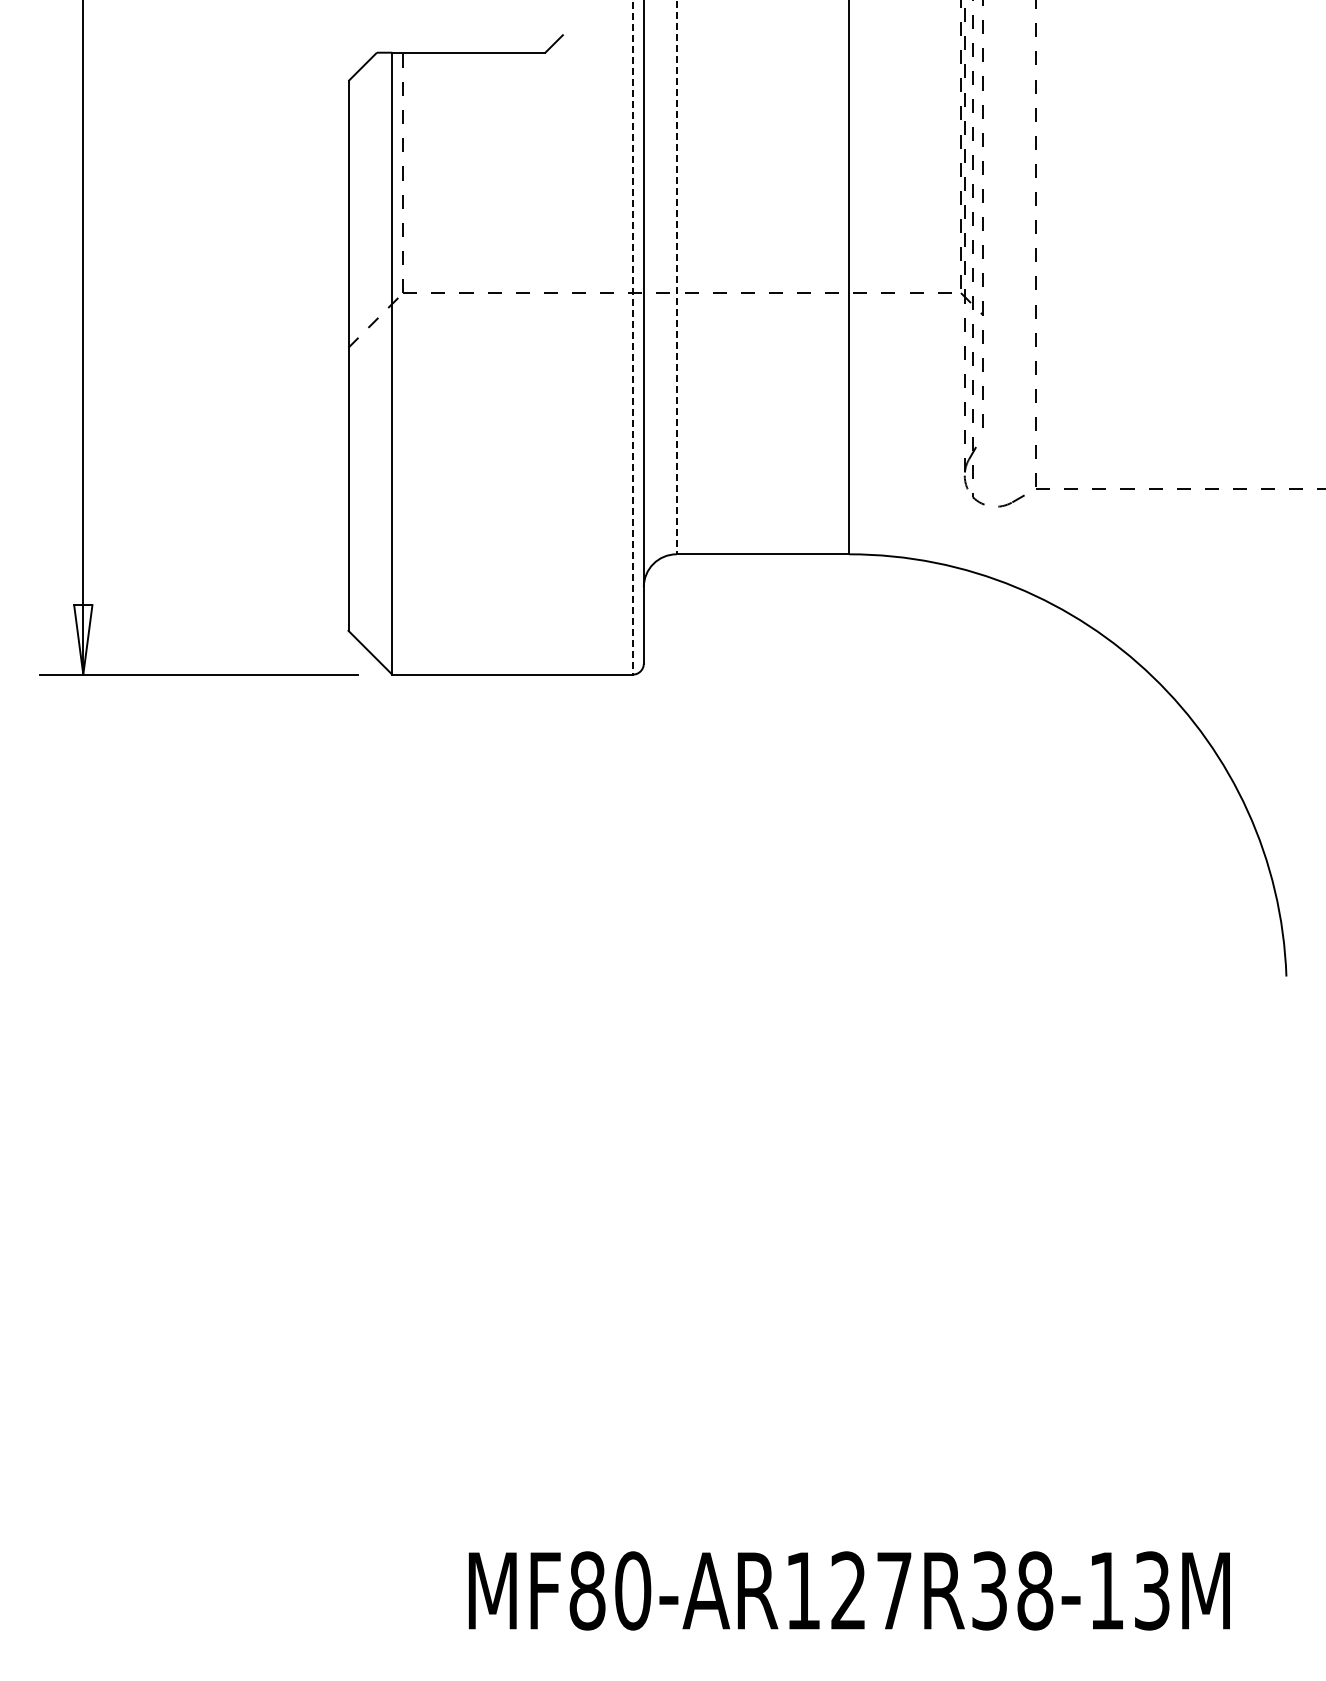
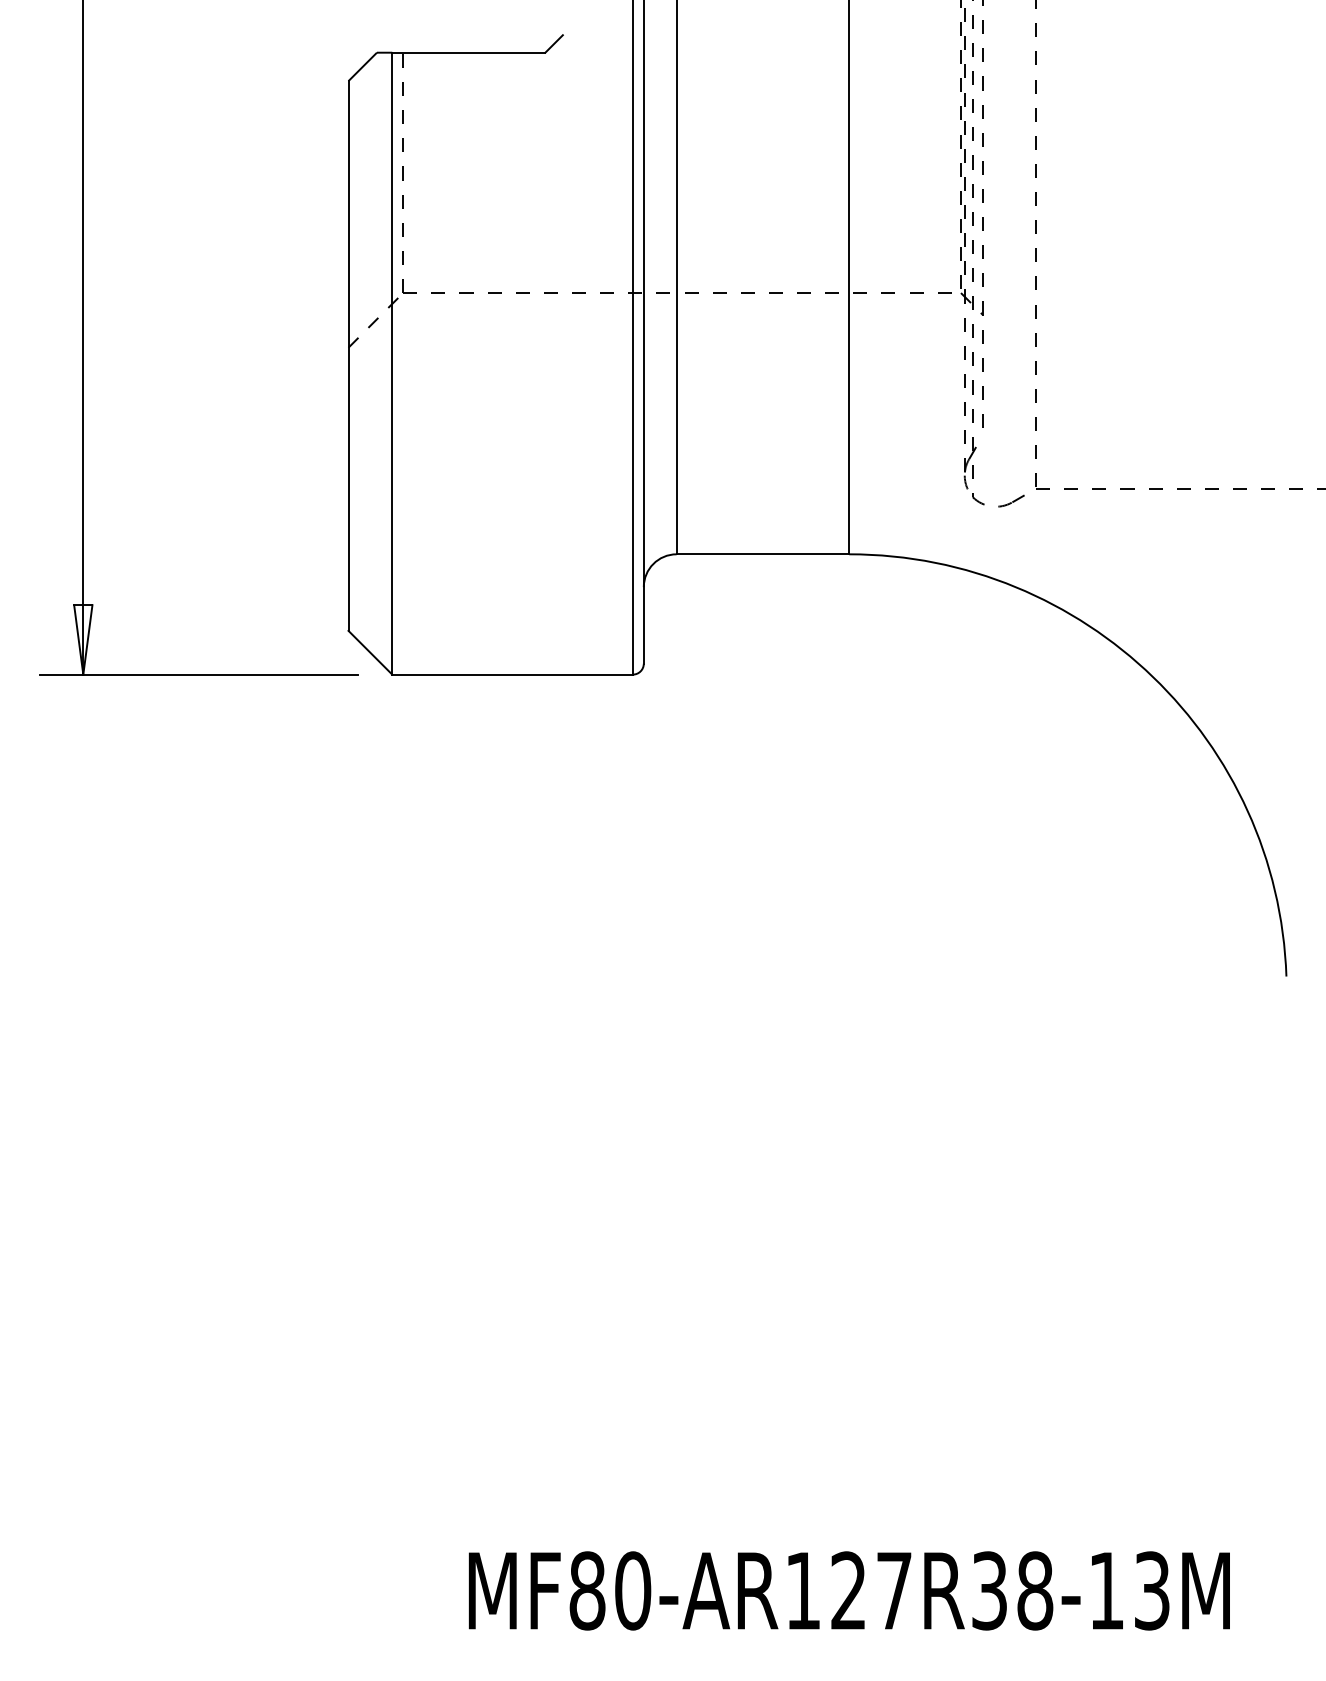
line: dashed -> solid (676, 277)
line: dashed -> solid (632, 337)
